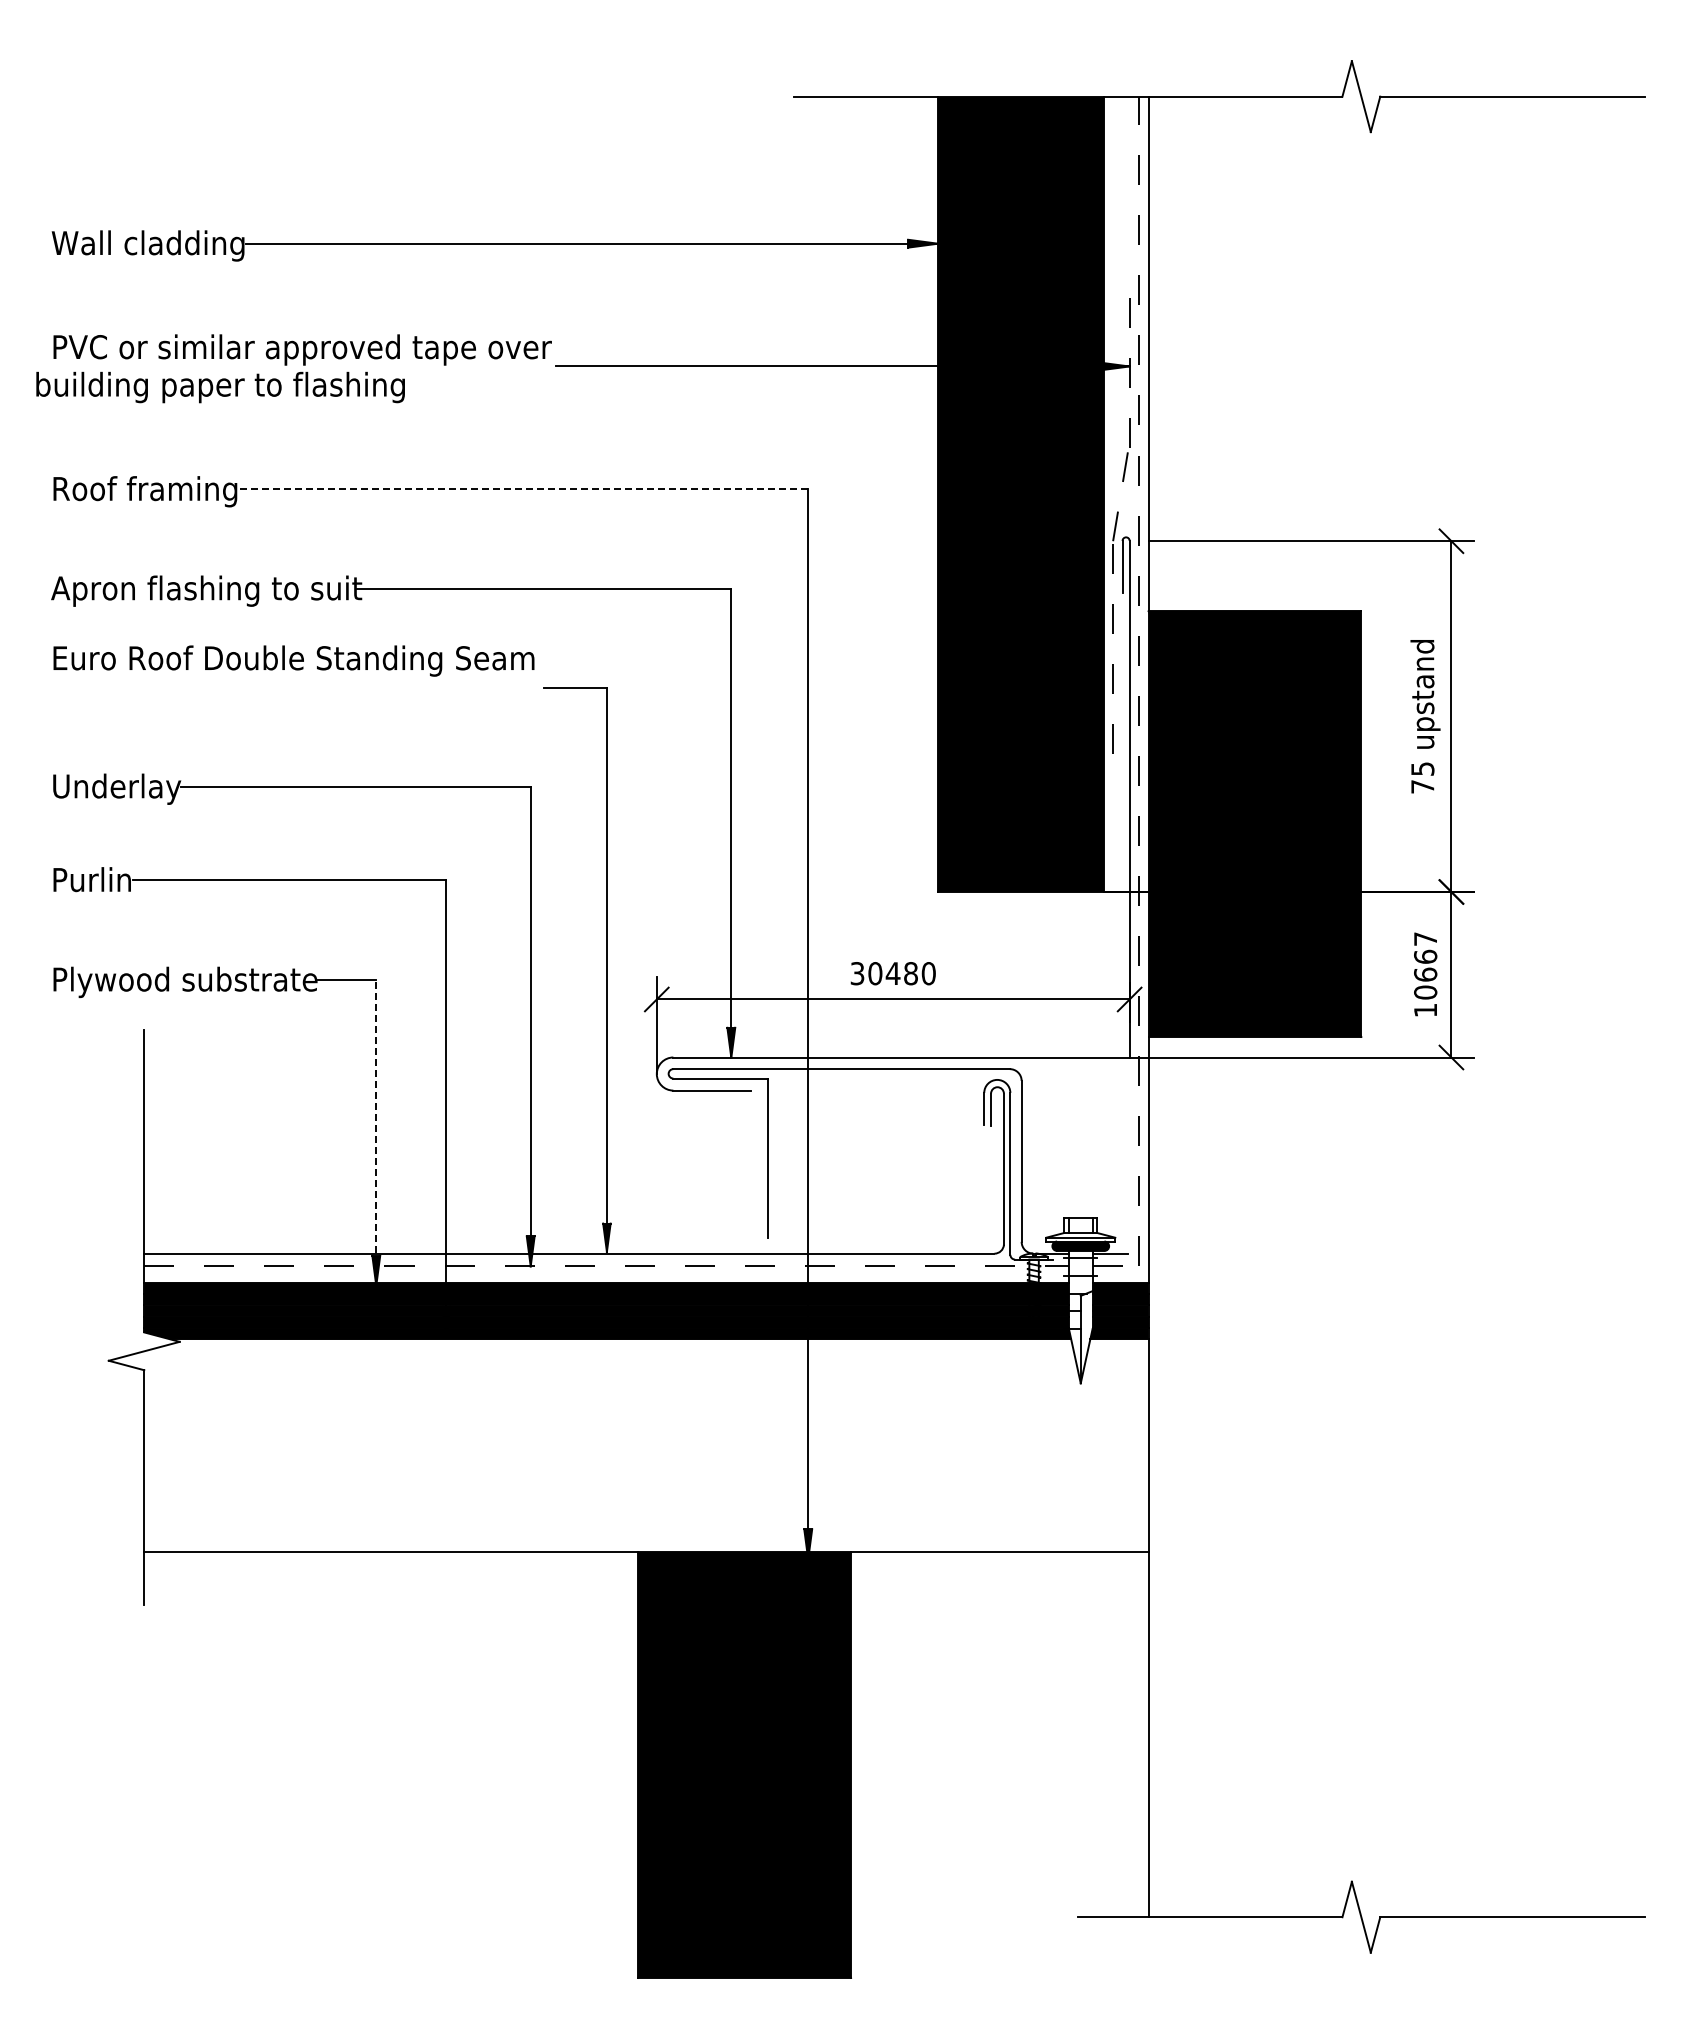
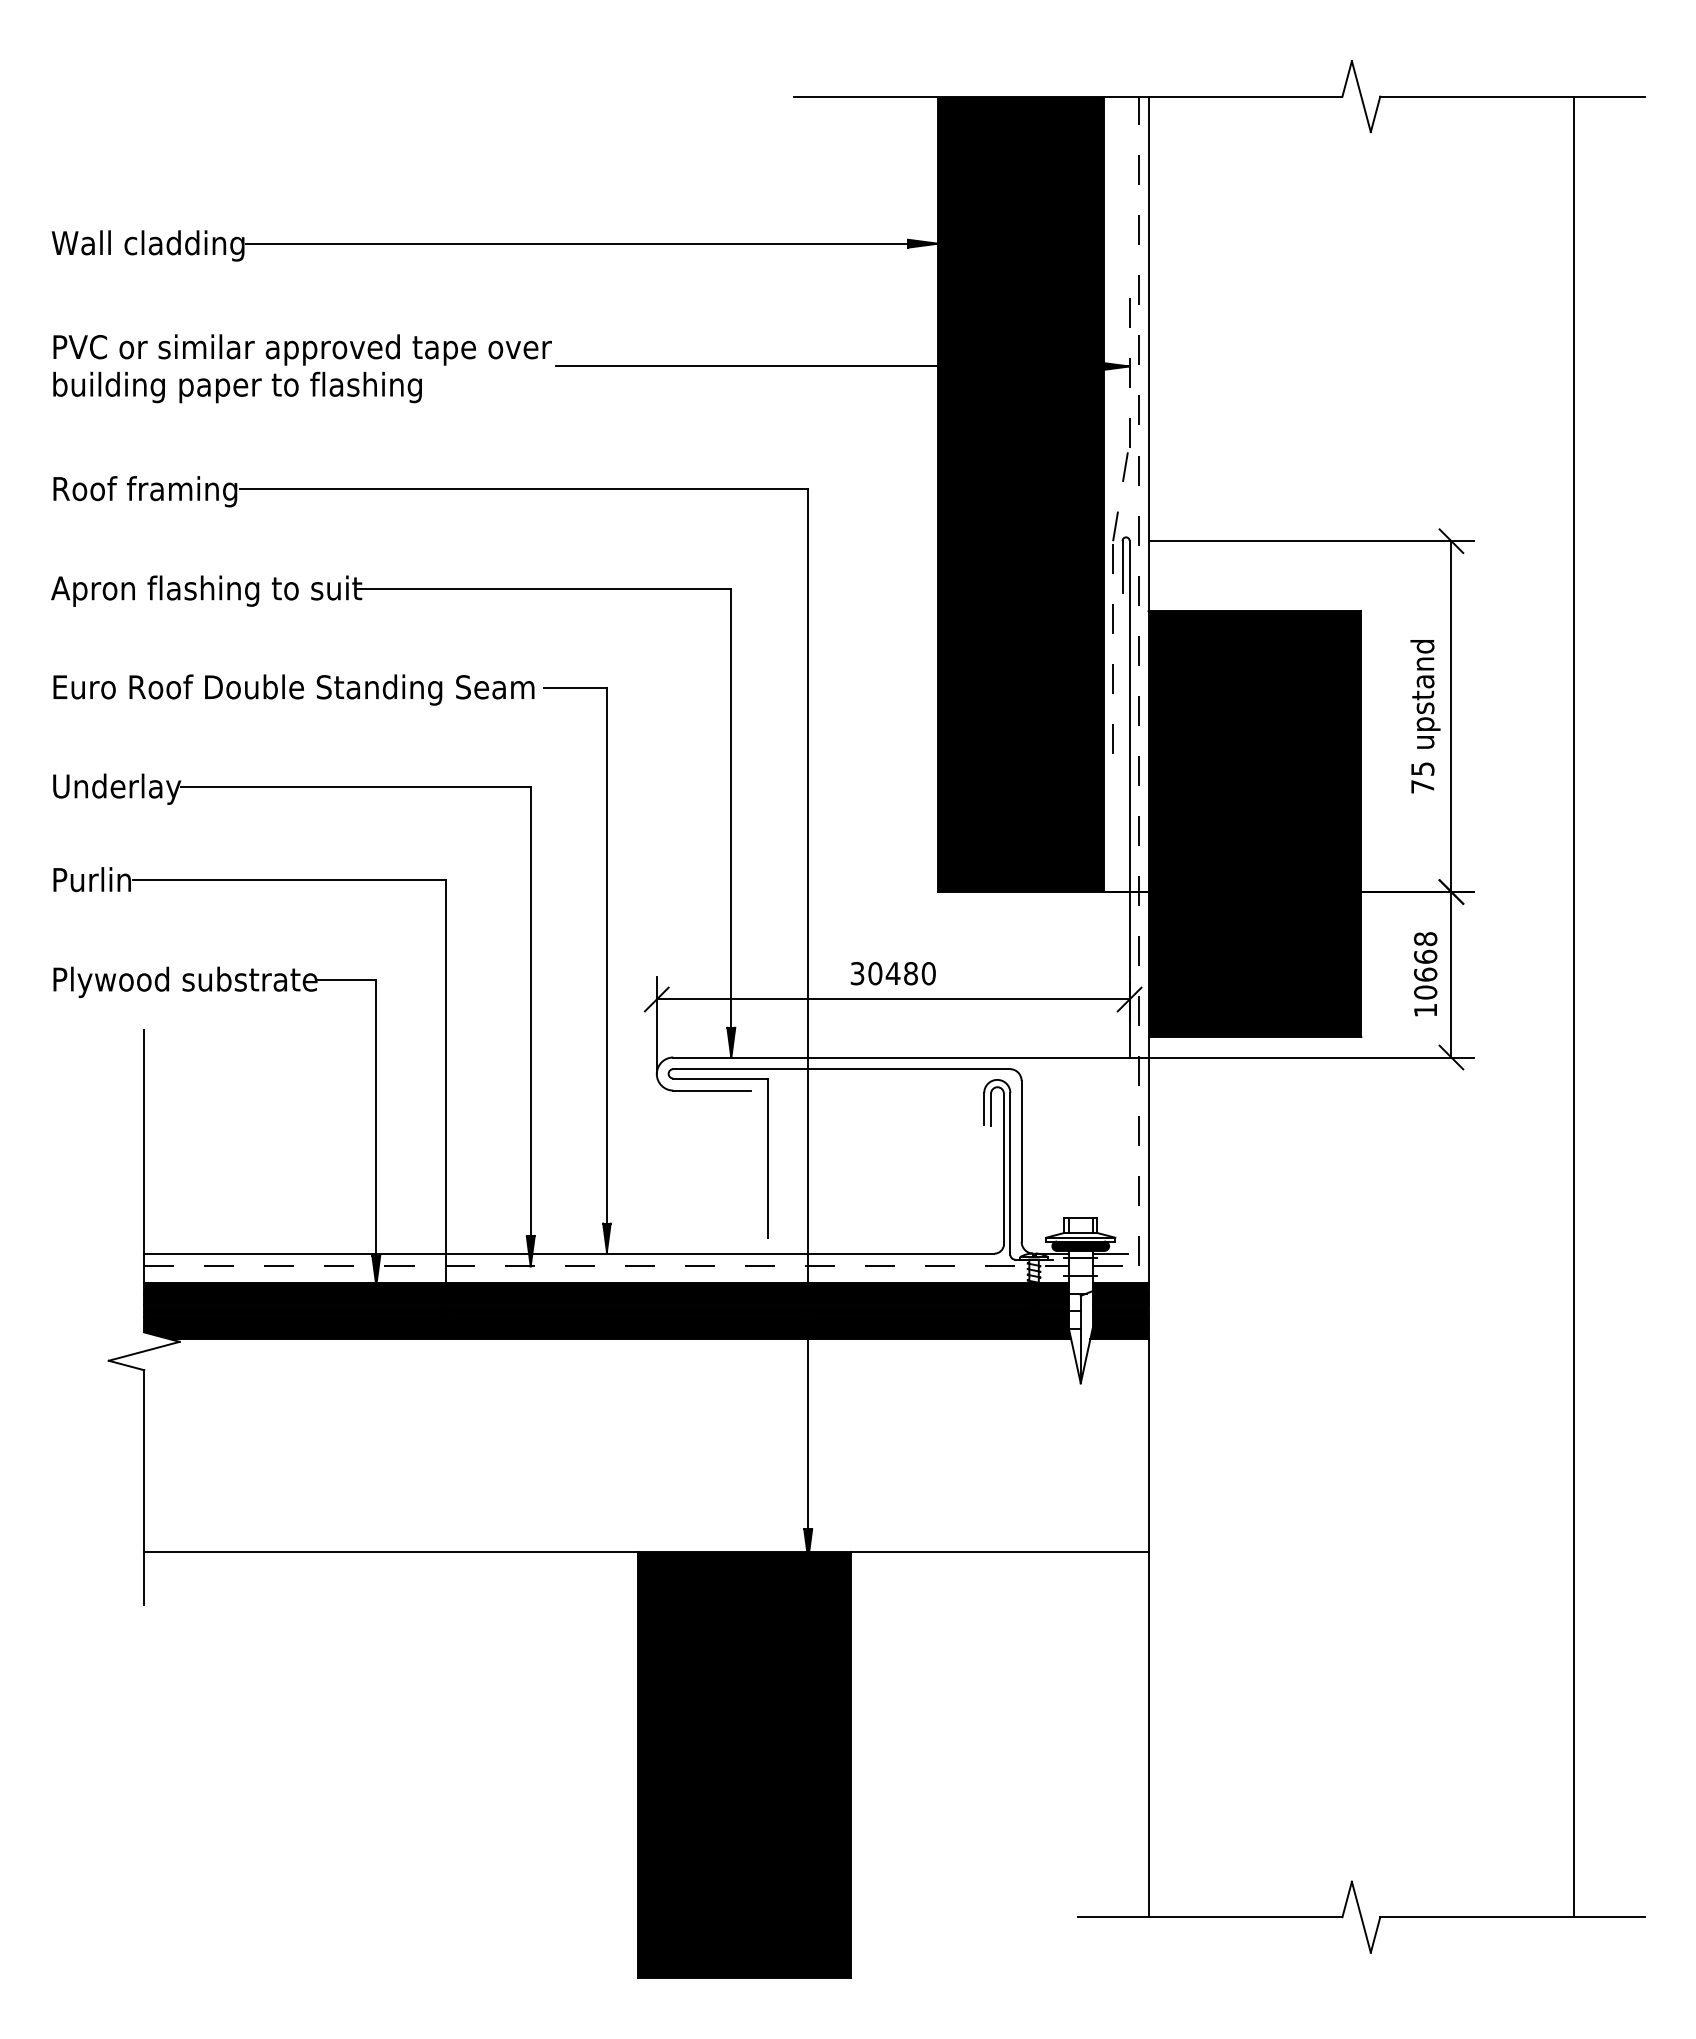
text position: (220, 387) -> (237, 387) (237, 387)
line: dashed -> solid (523, 489)
text position: (293, 660) -> (293, 689) (293, 689)
text: 10667 -> 10668 (1425, 939)
line: none -> present (1574, 1006)
line: dashed -> solid (376, 1132)
